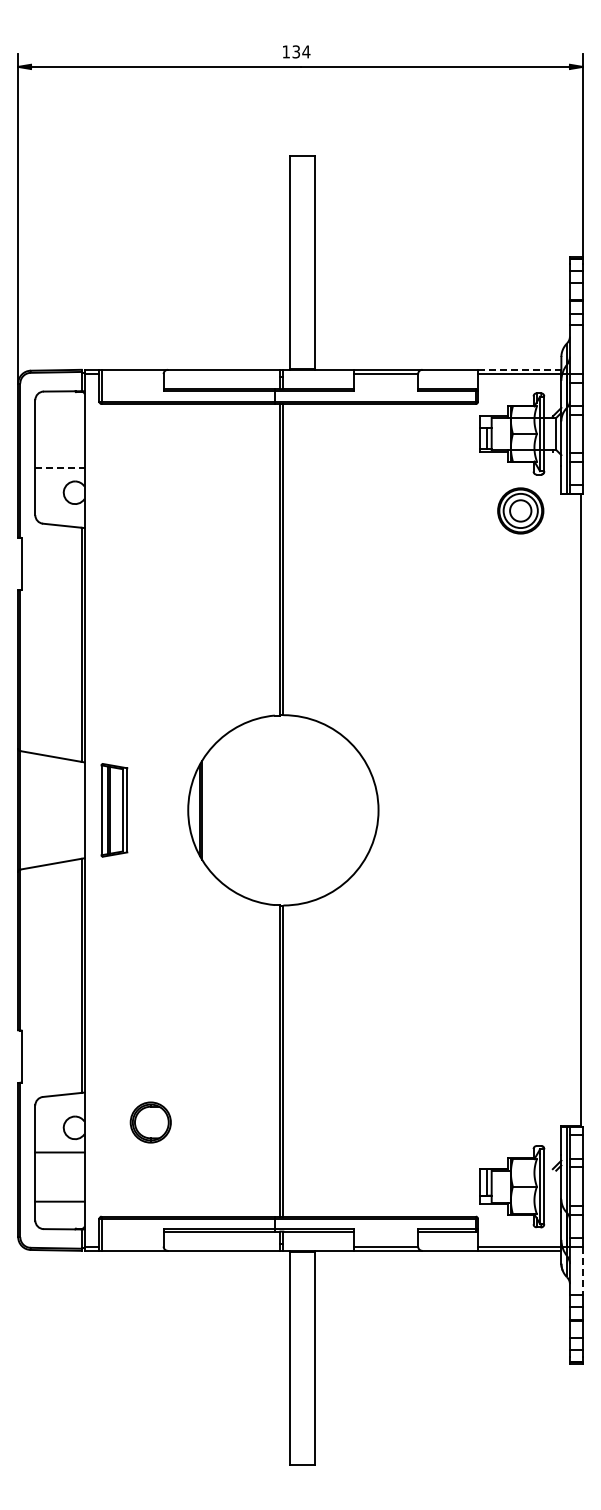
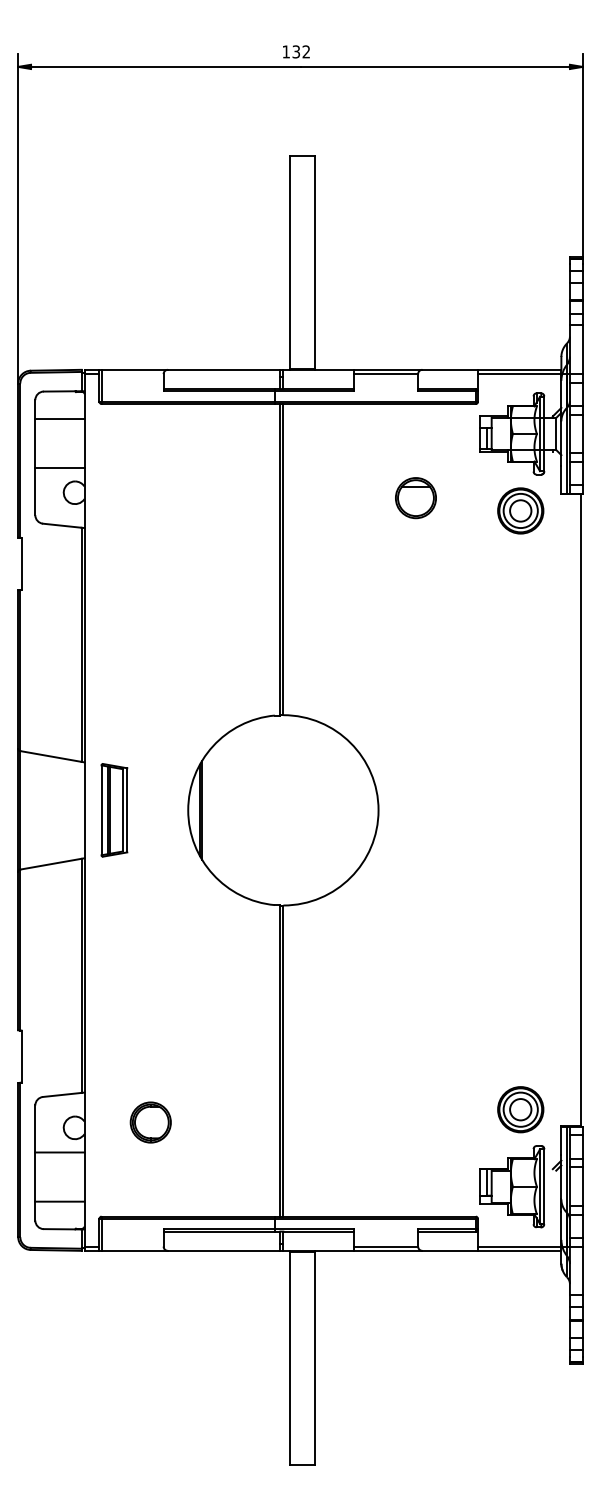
text: 134 -> 132 (306, 51)
line: dashed -> solid (519, 369)
line: none -> present (59, 419)
line: dashed -> solid (59, 468)
part: none -> present (415, 498)
part: none -> present (520, 1109)
line: dashed -> solid (582, 1271)
